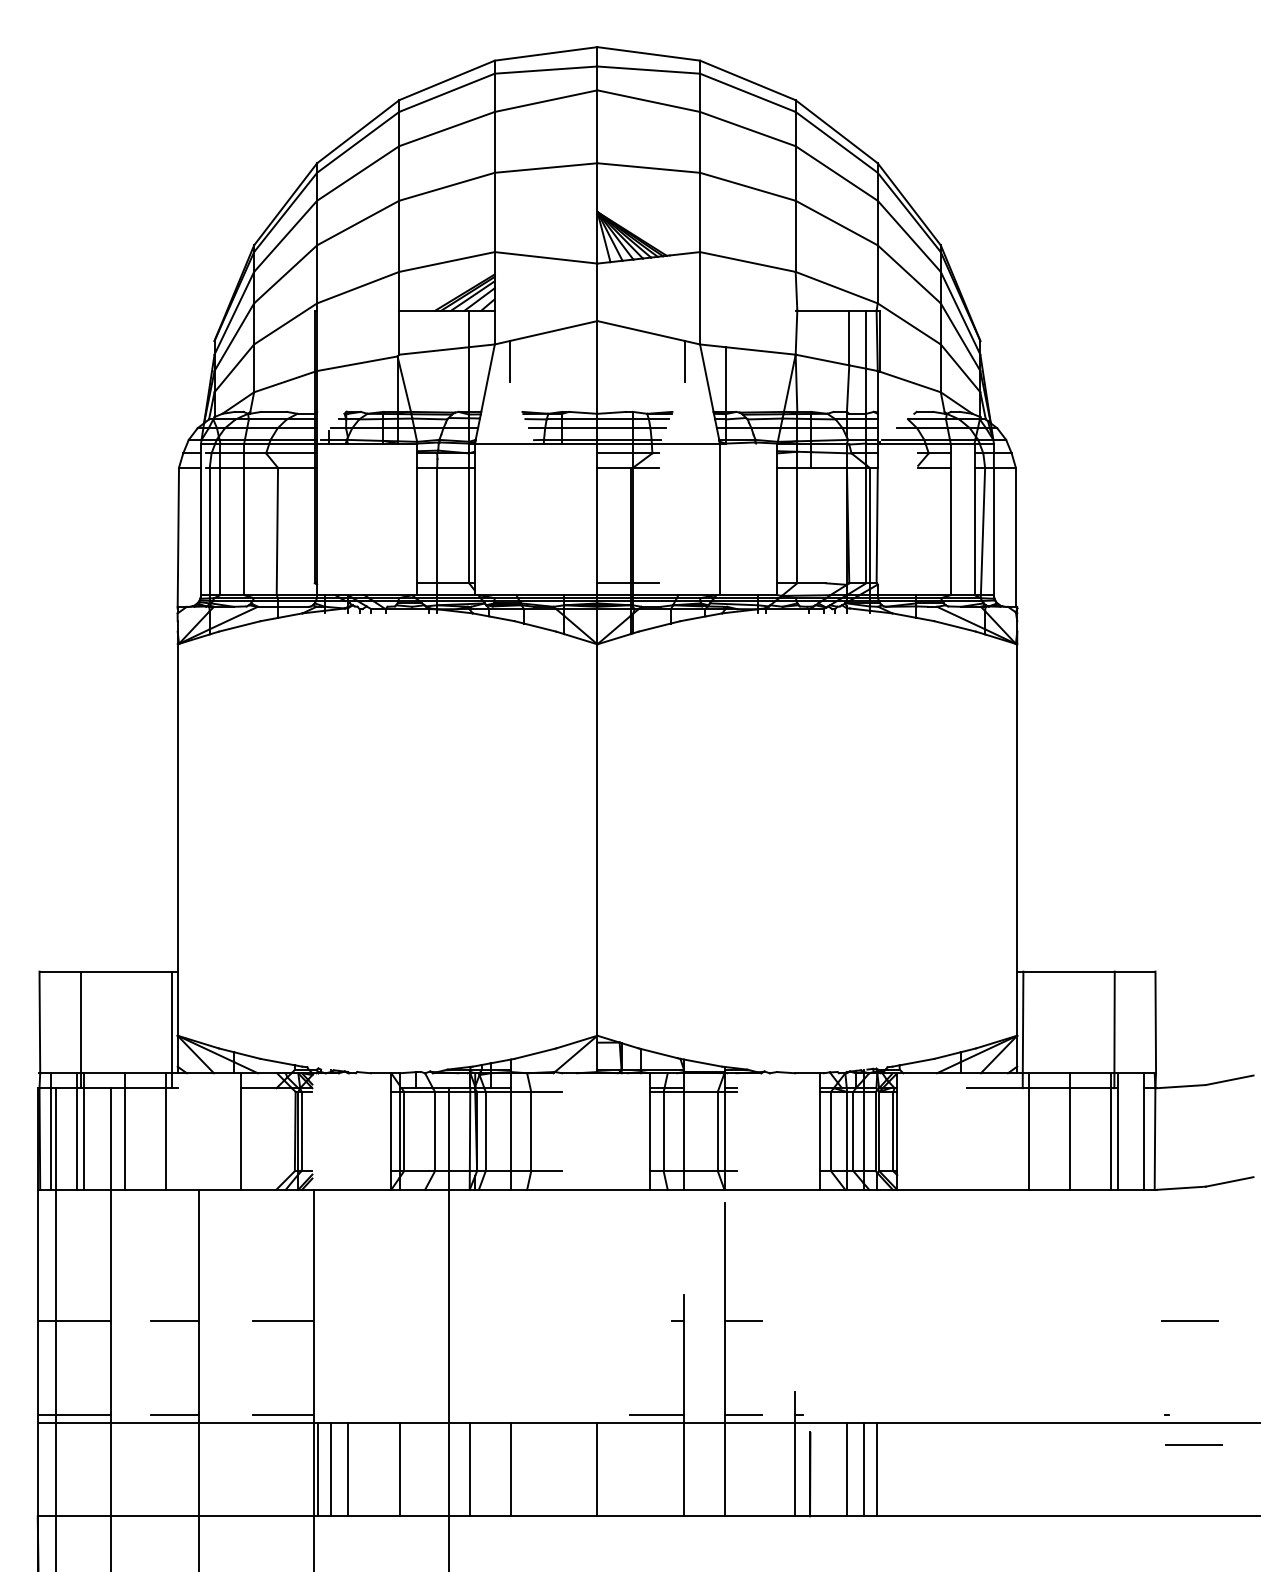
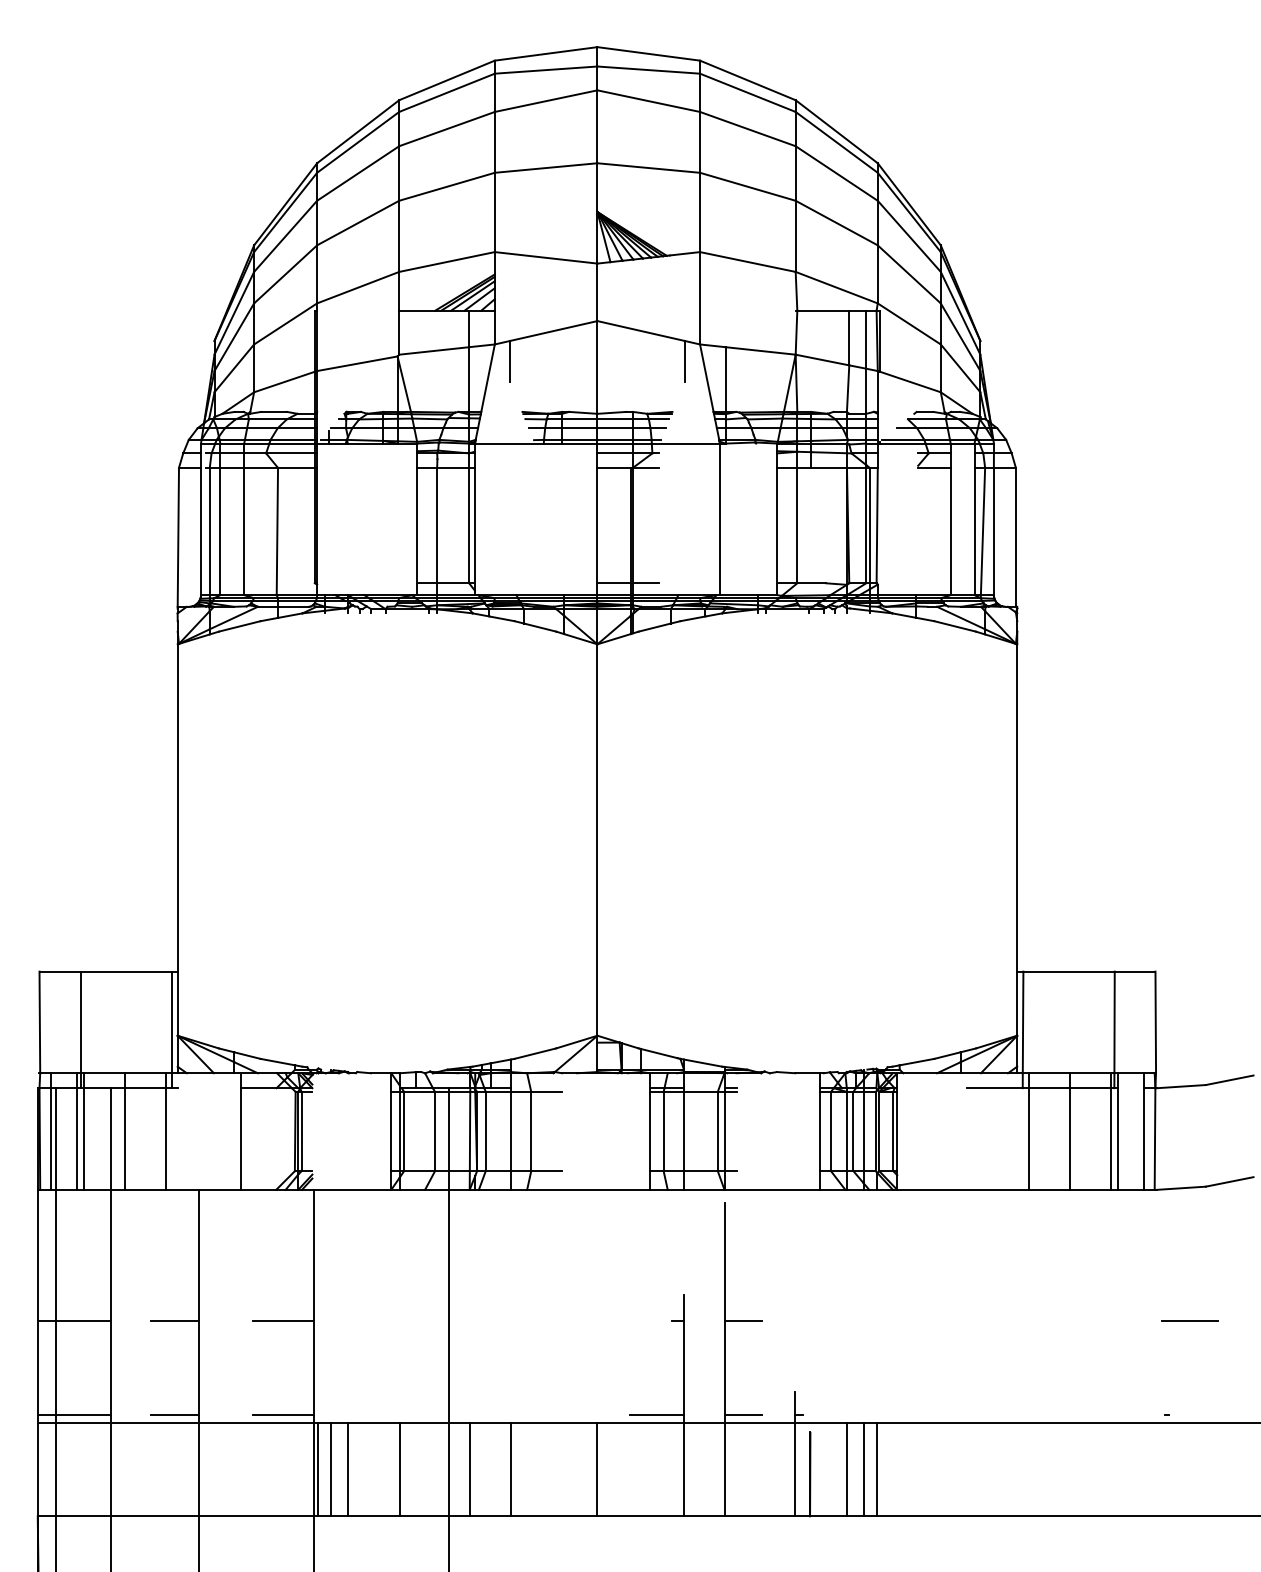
line: present -> none (1193, 1444)
